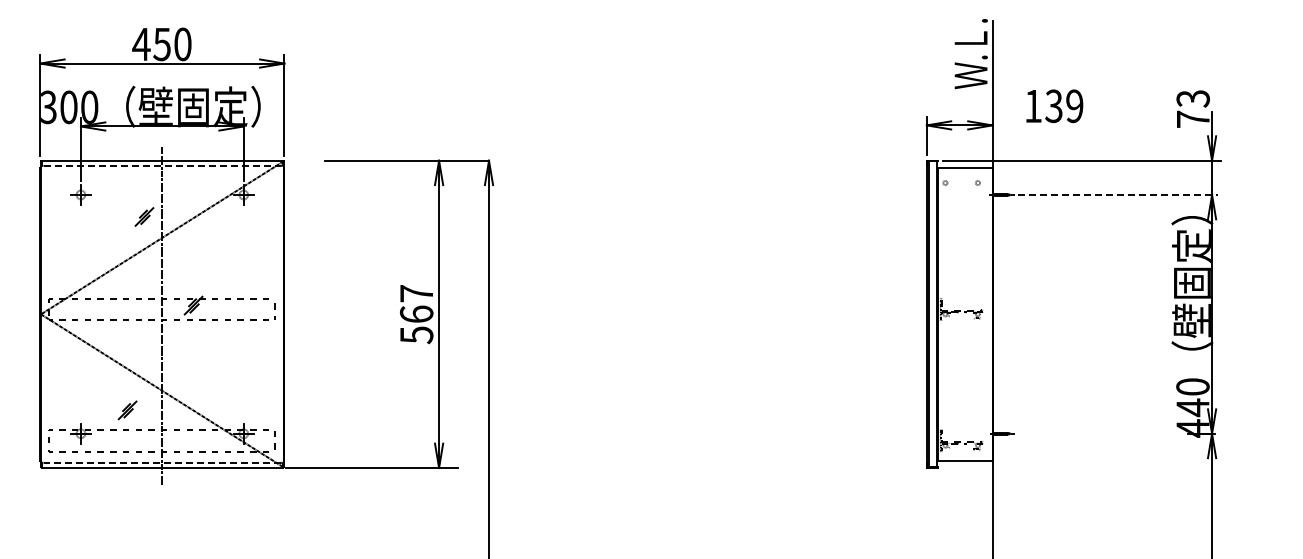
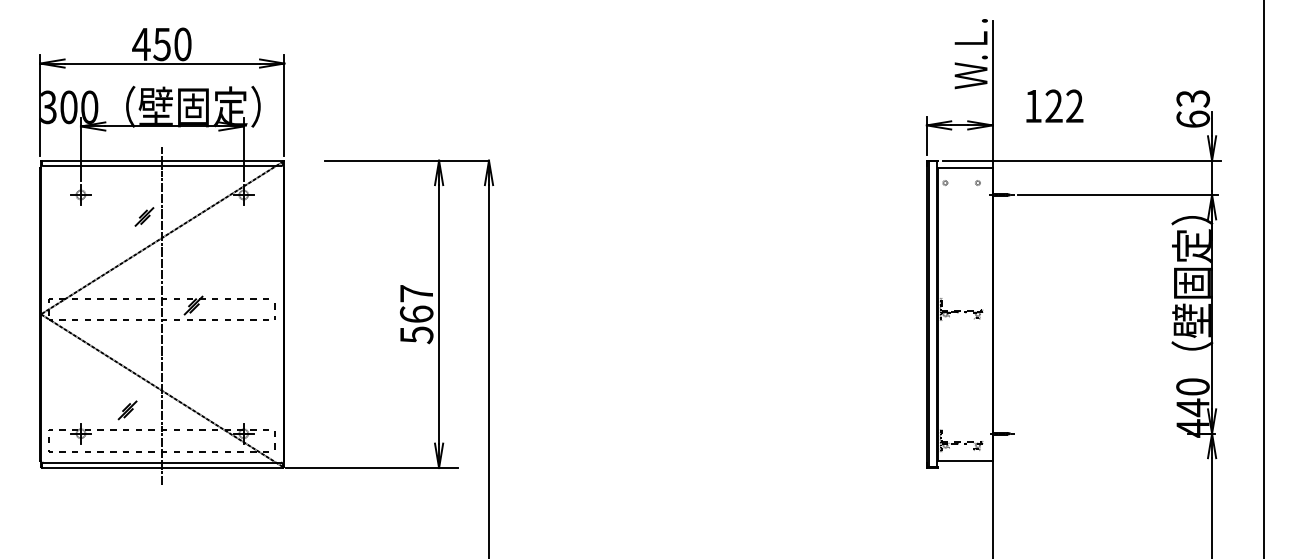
text: 139 -> 122 (1064, 106)
text: 73 -> 63 (1193, 118)
line: dashed -> solid (162, 166)
line: dashed -> solid (1117, 194)
line: none -> present (1263, 278)
line: dashed -> solid (162, 462)
